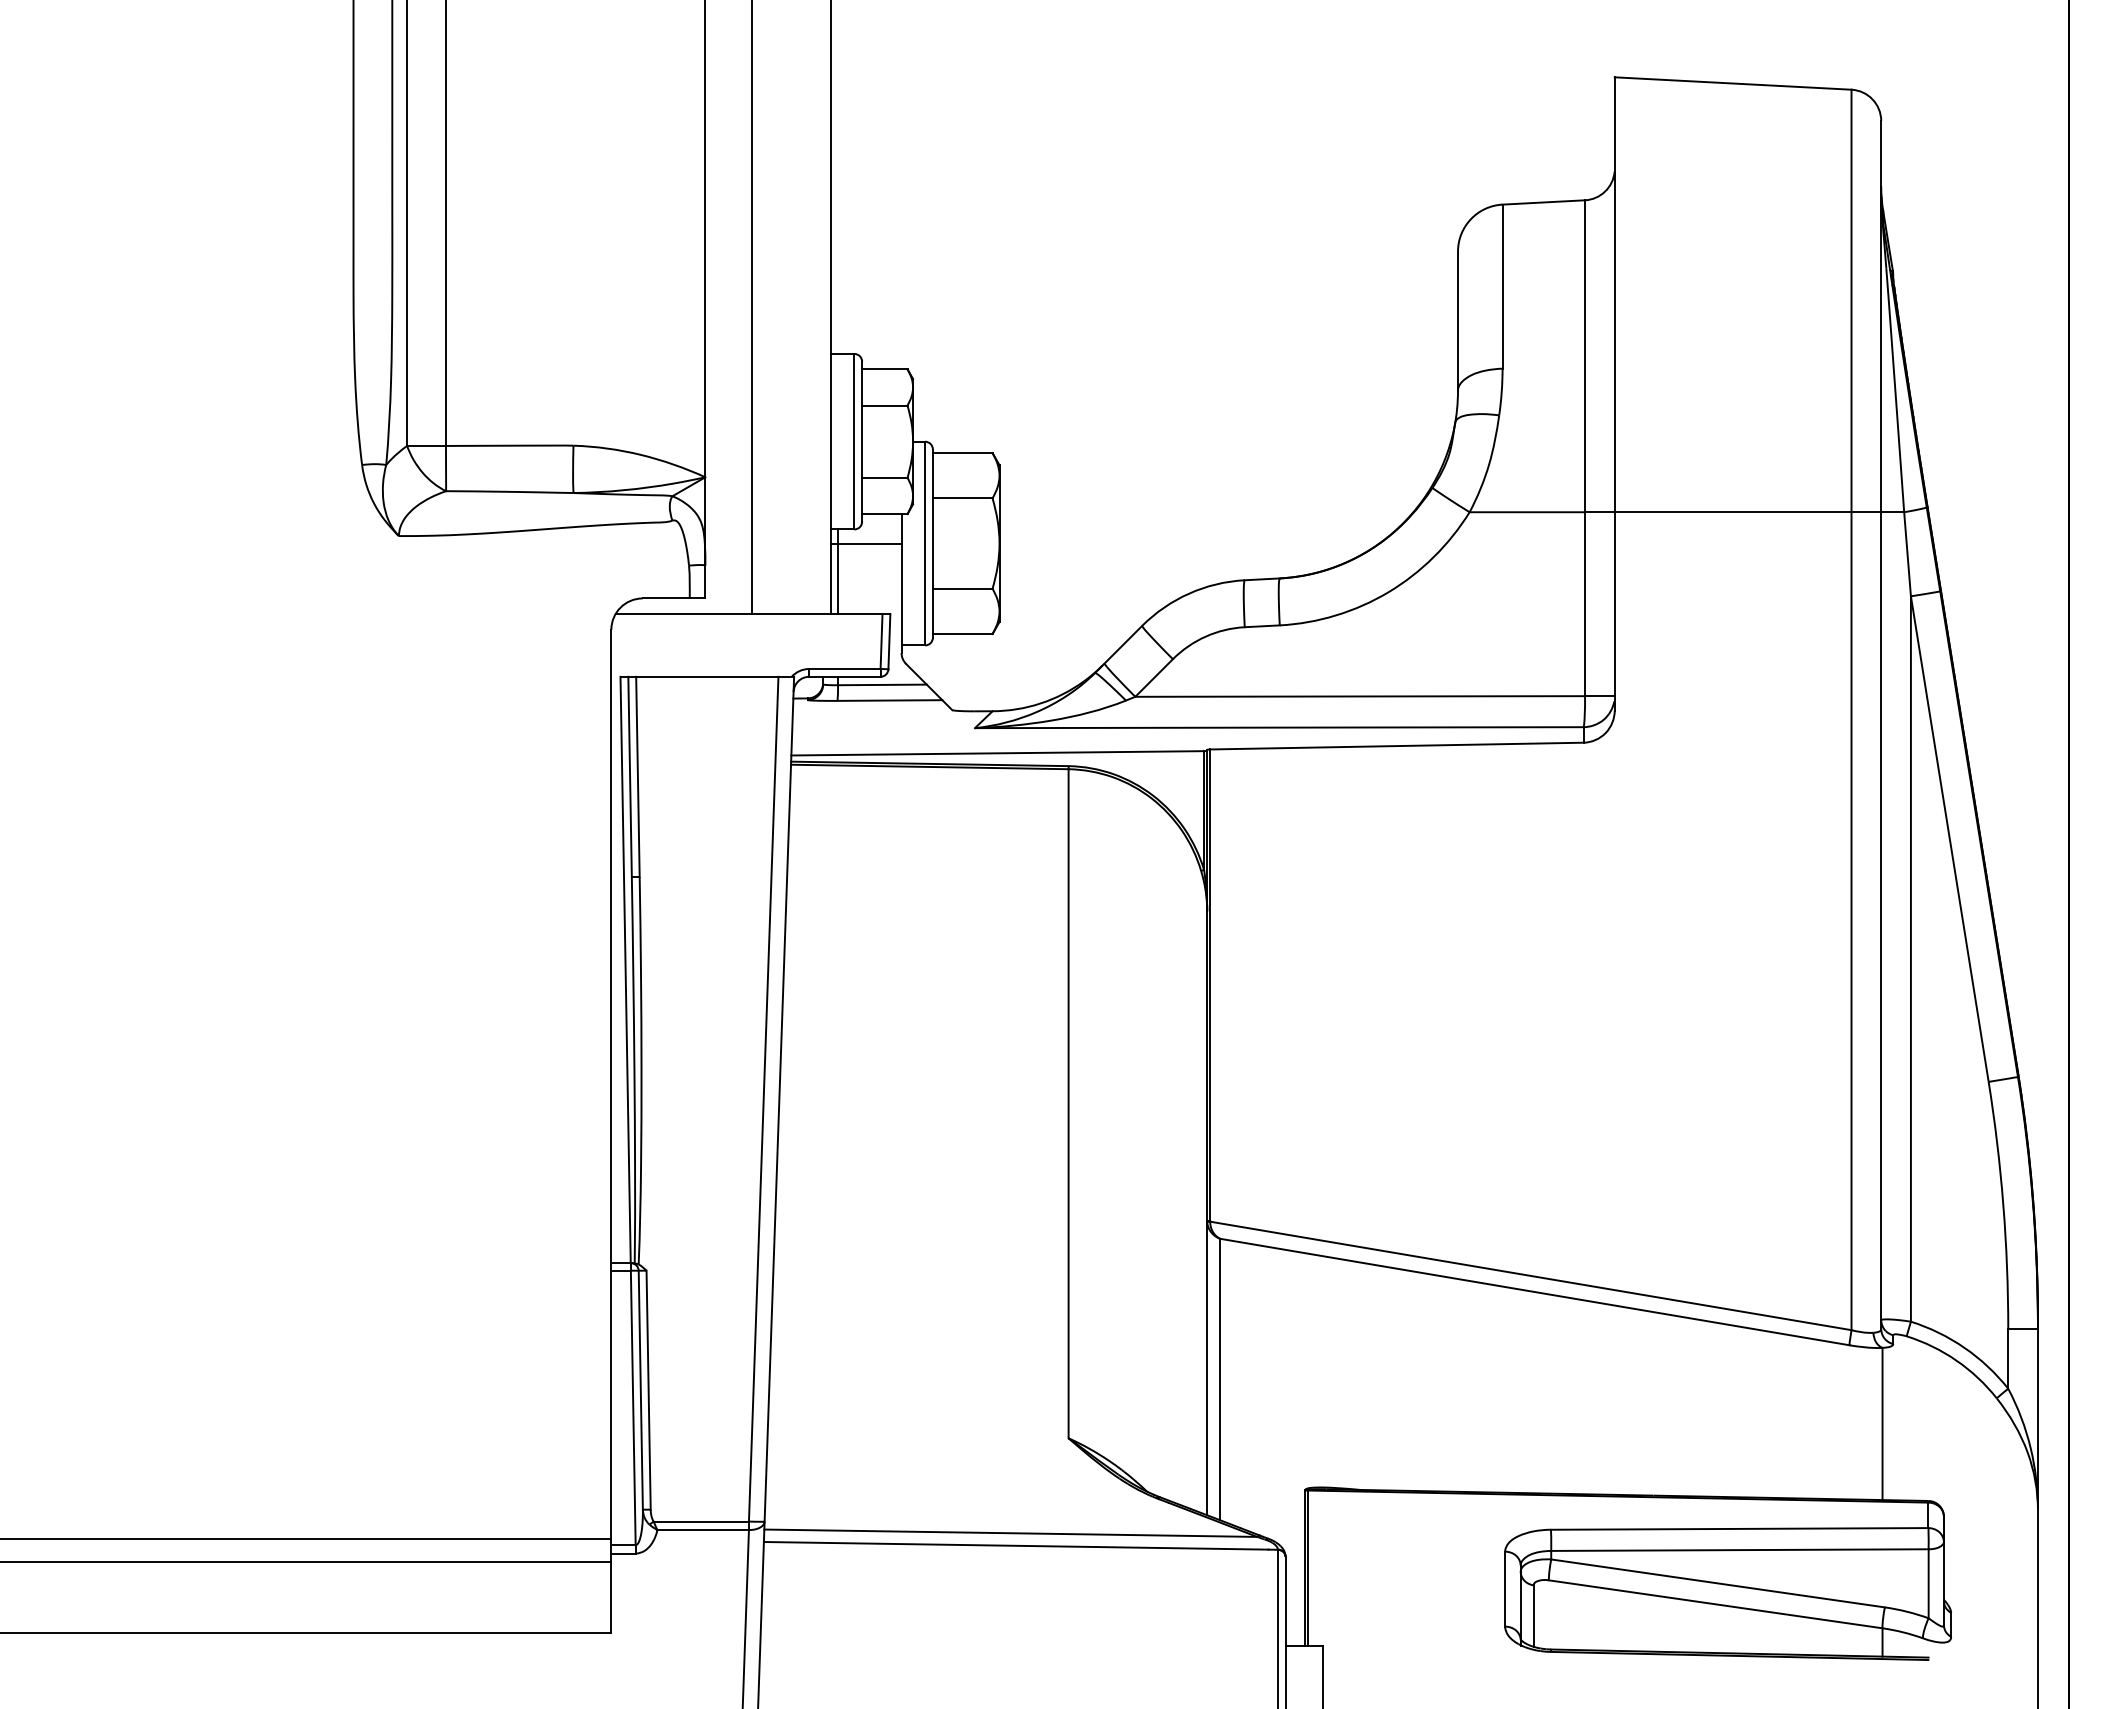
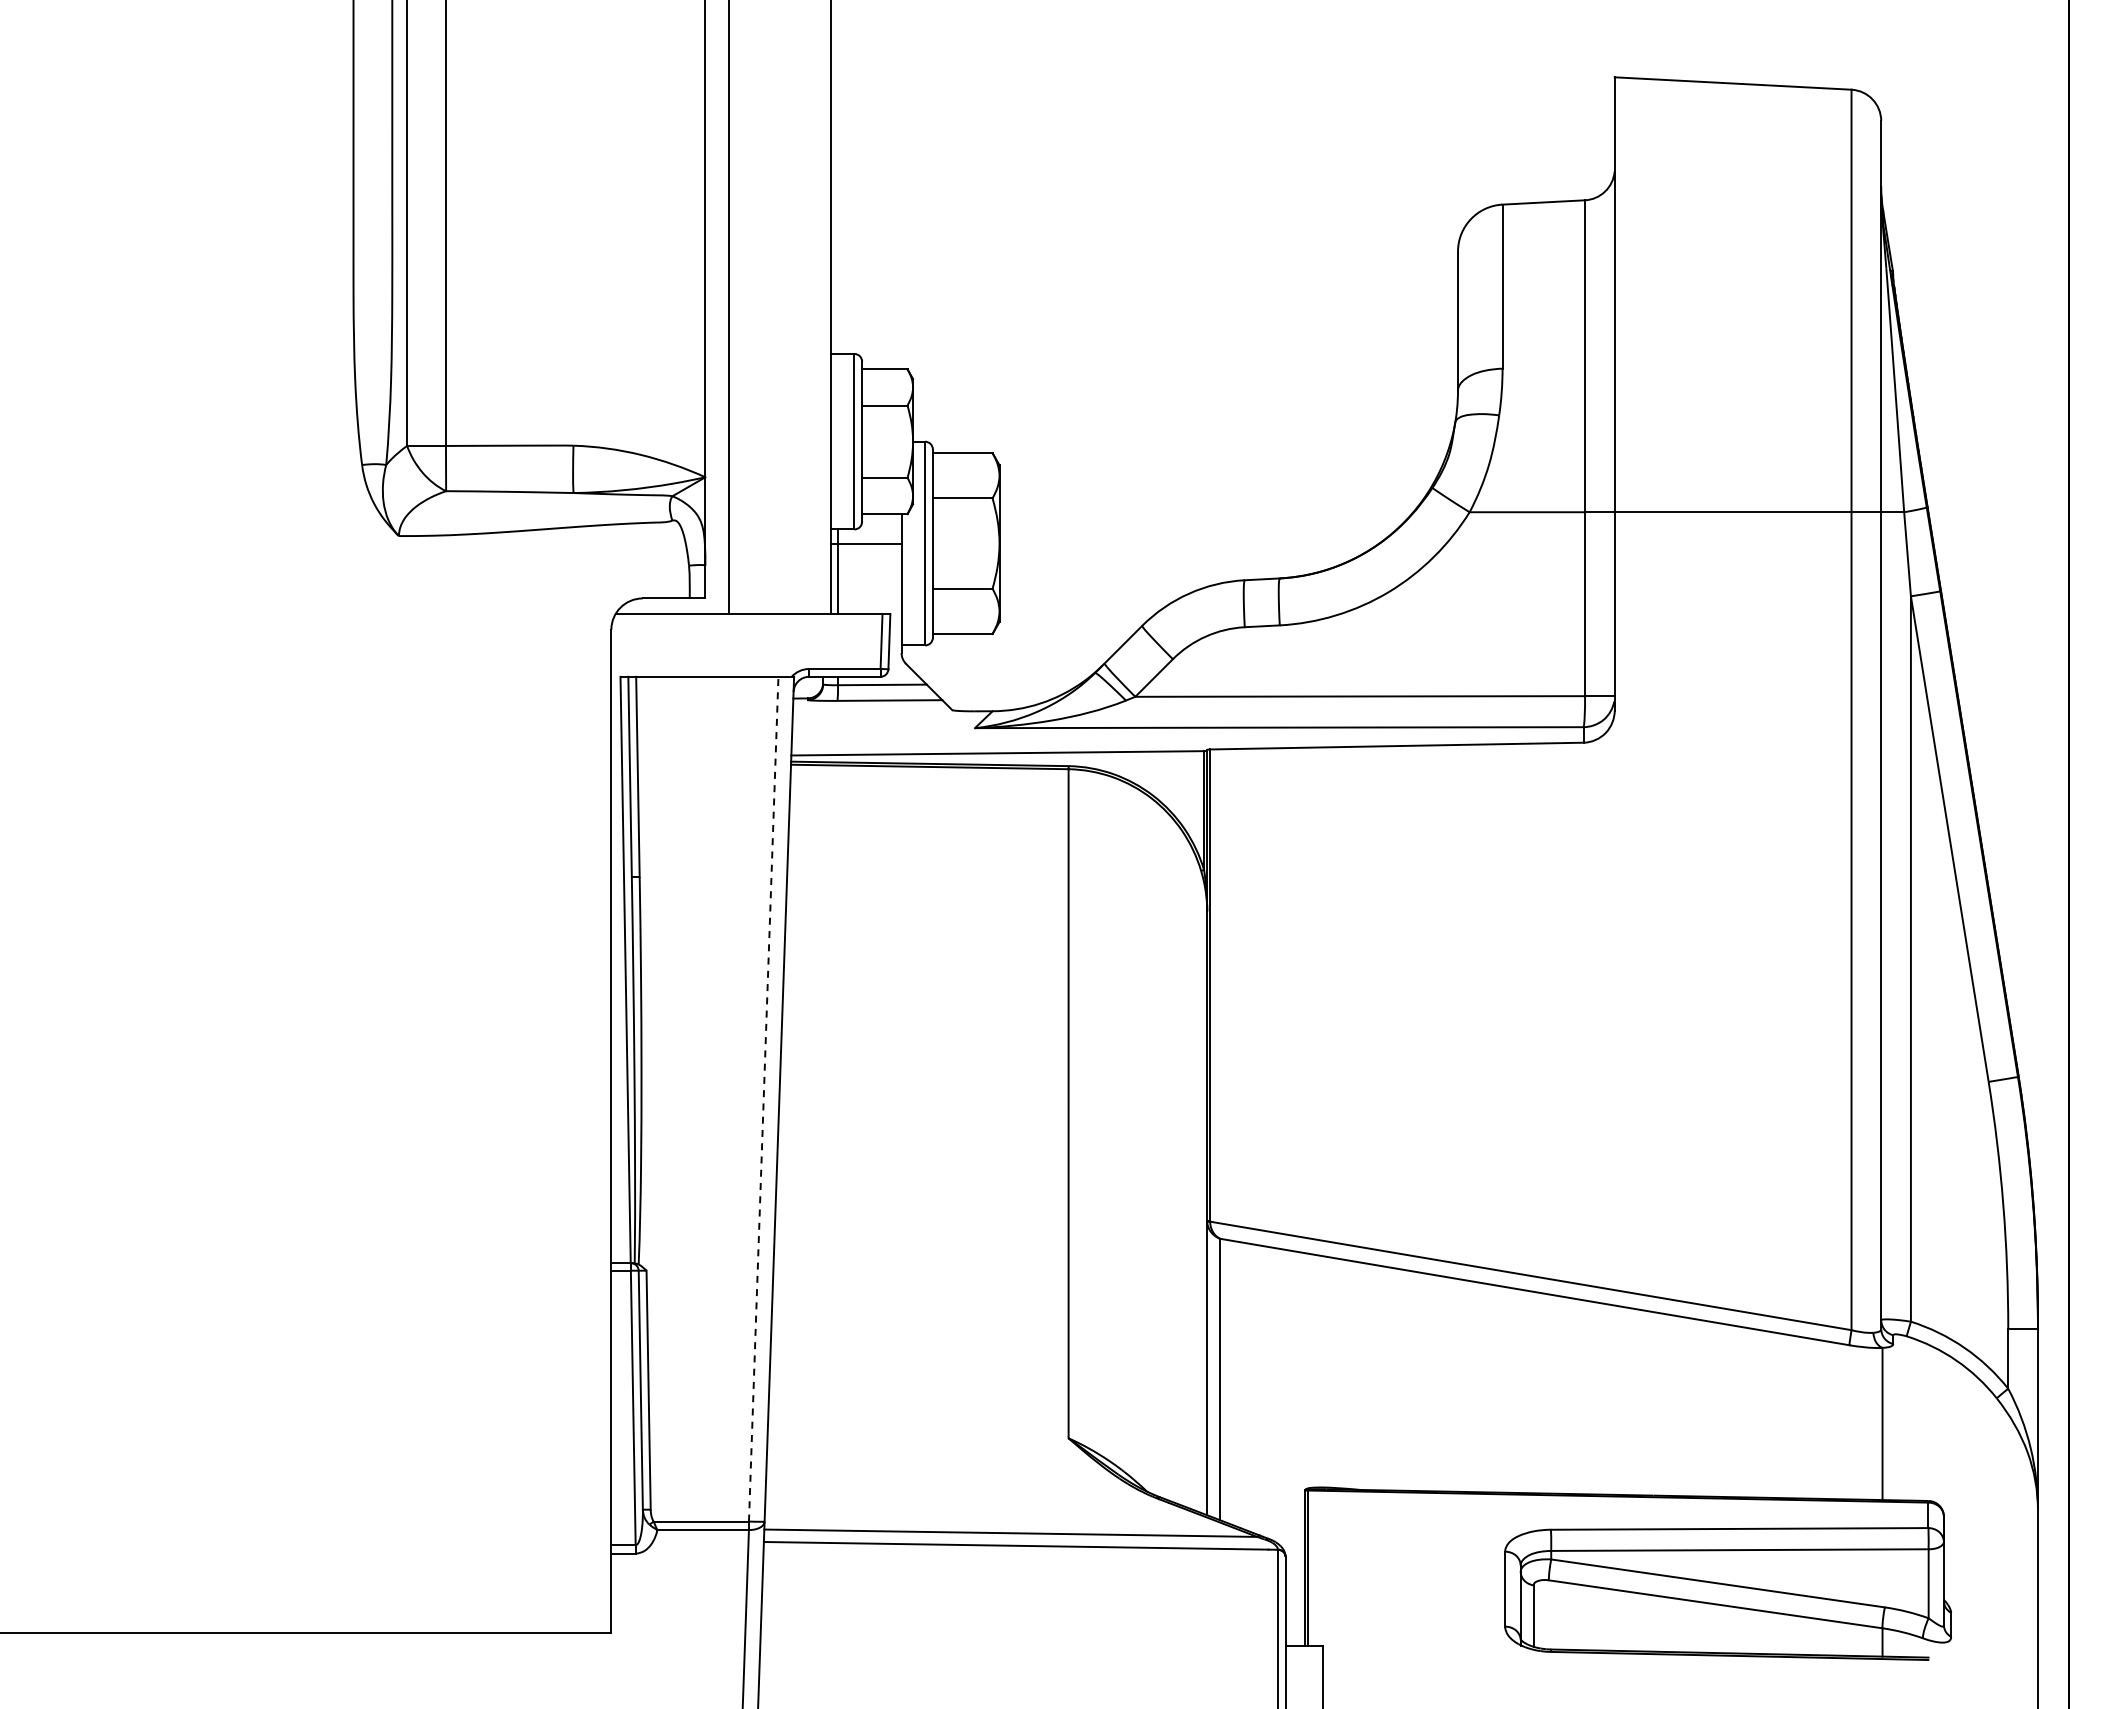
line position: (752, 308) -> (729, 308) (729, 308)
line: solid -> dashed (763, 1099)
line: present -> none (306, 1538)
line: present -> none (306, 1562)
